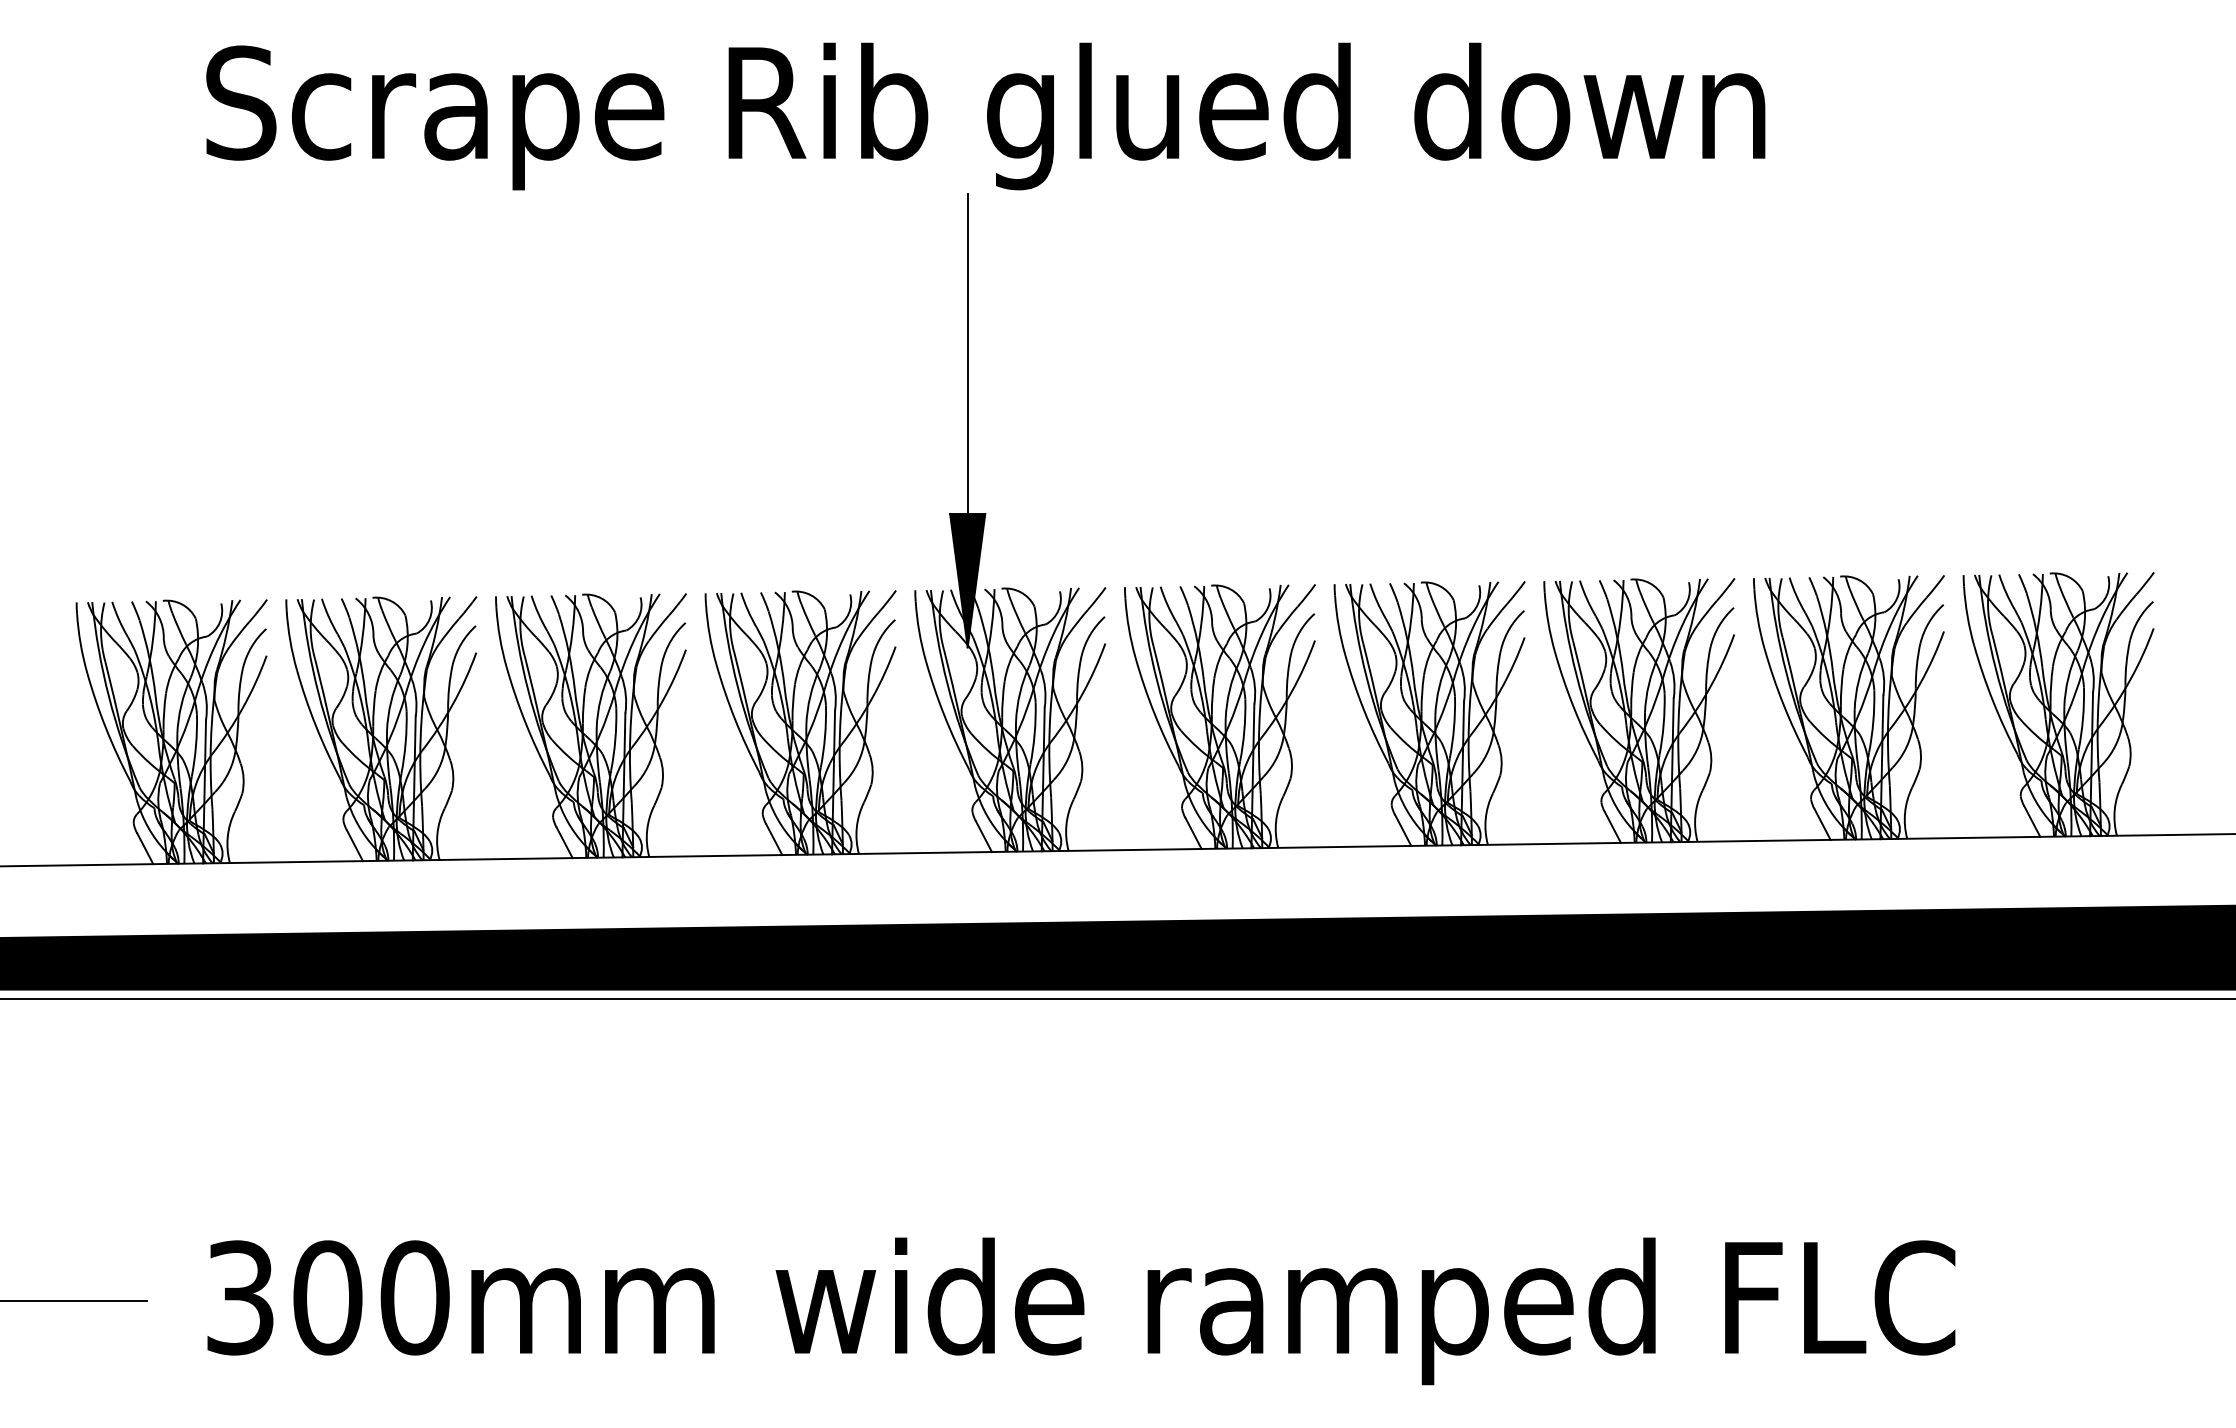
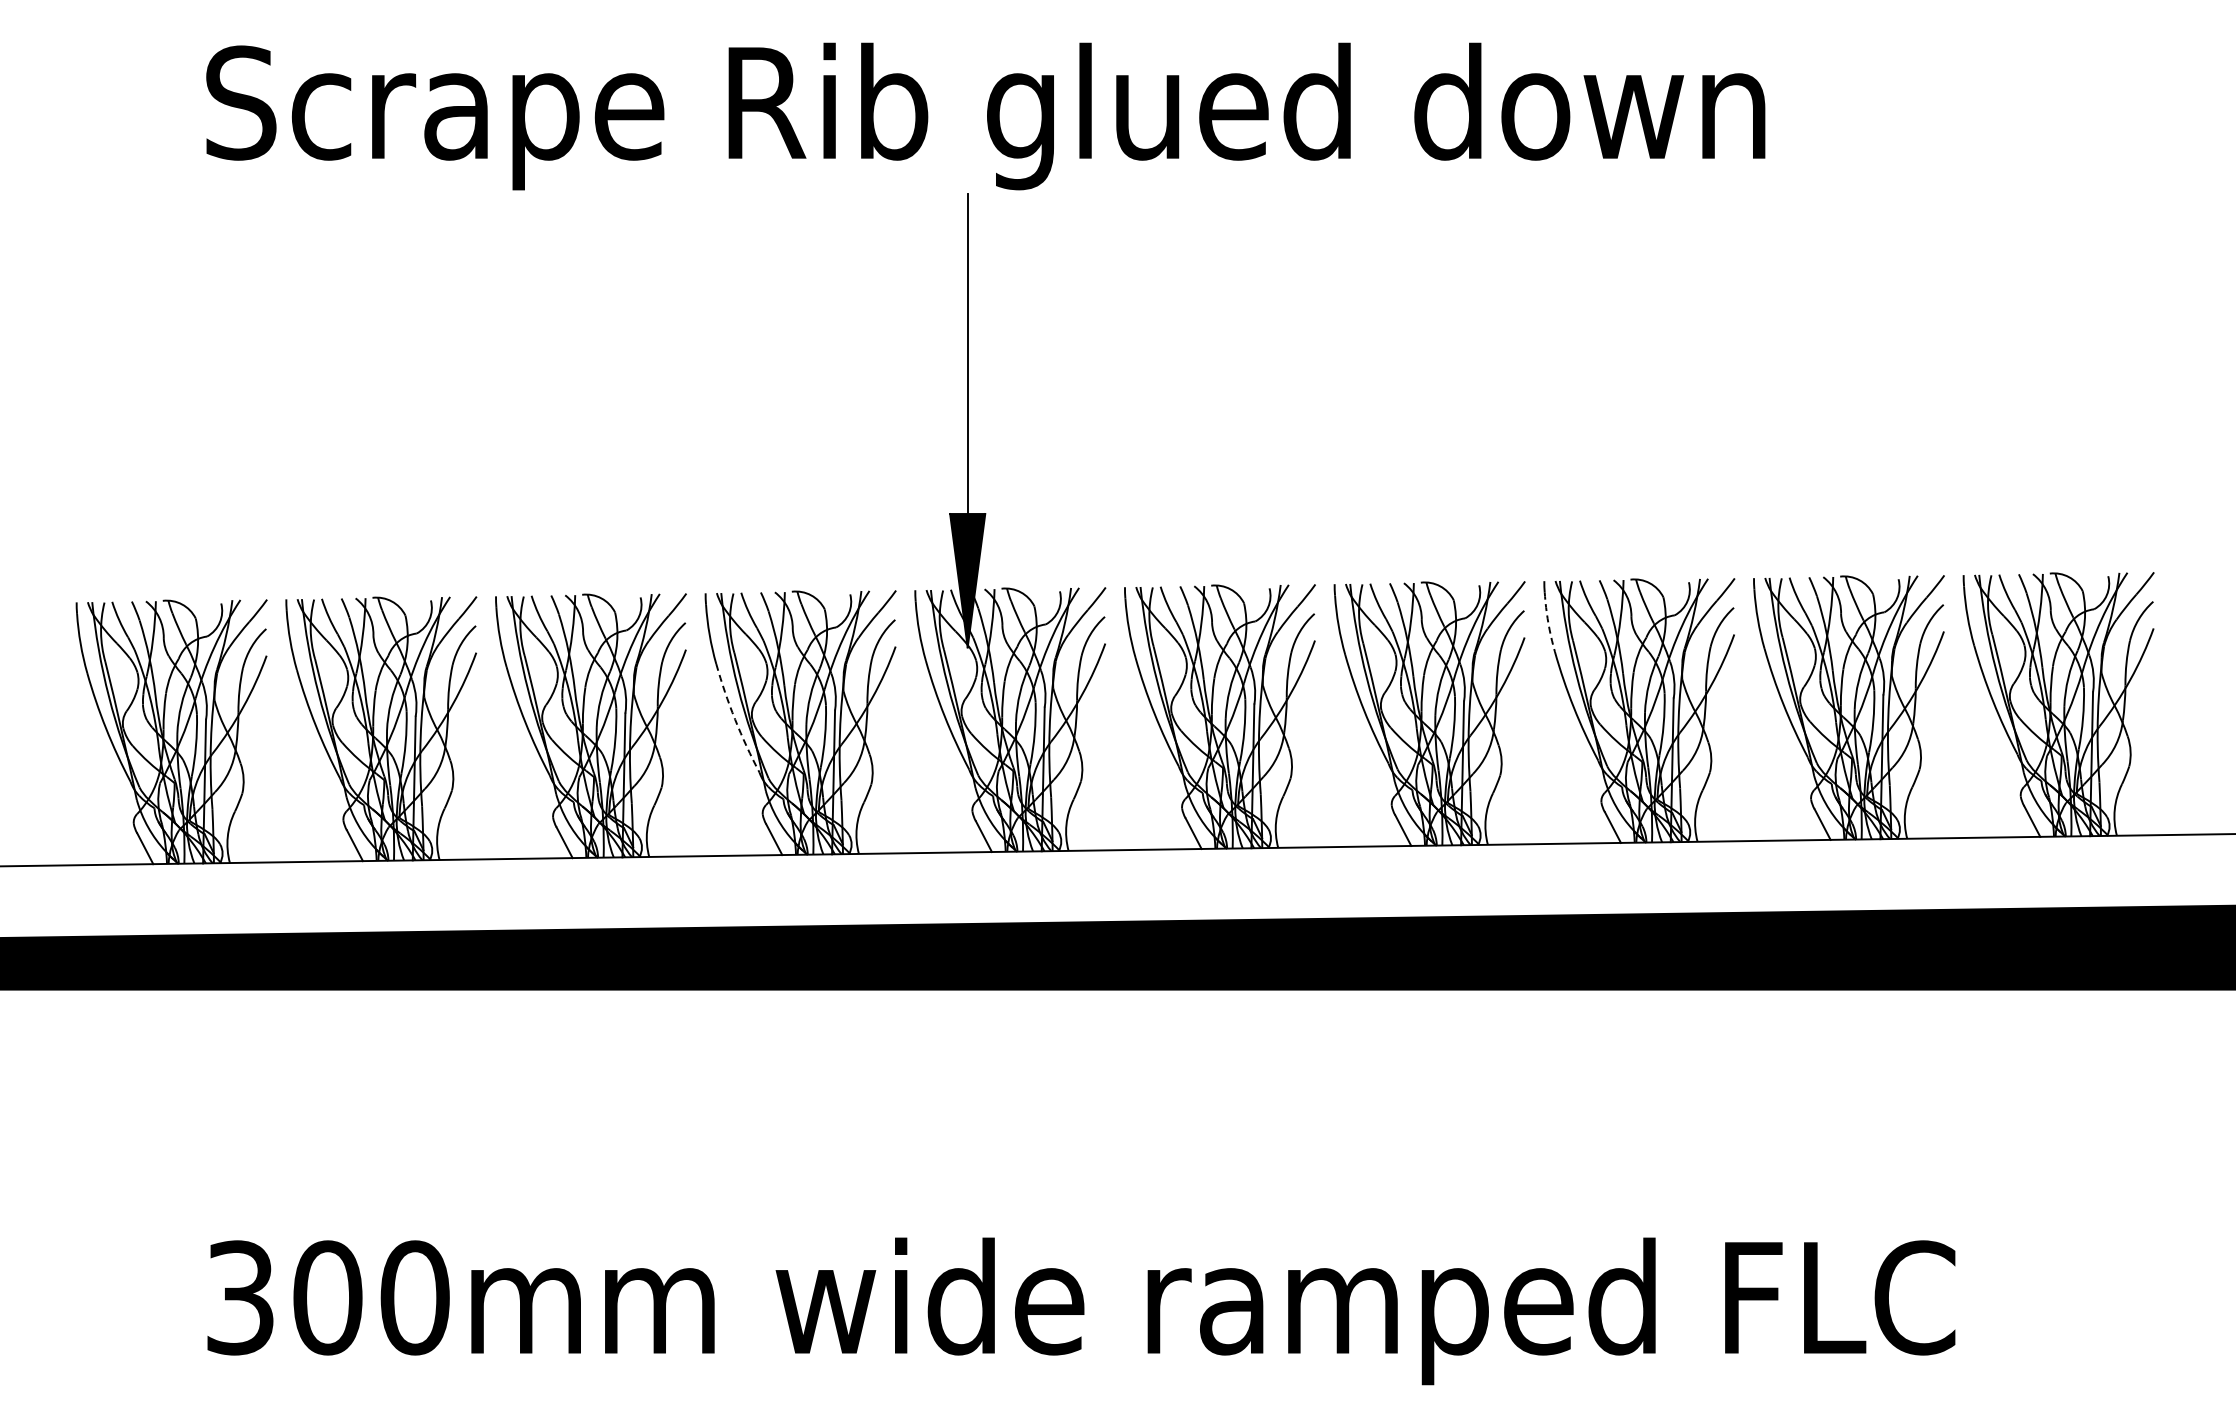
arc: solid -> dashed (1548, 622)
arc: solid -> dashed (735, 719)
line: present -> none (1117, 999)
line: present -> none (74, 1300)
